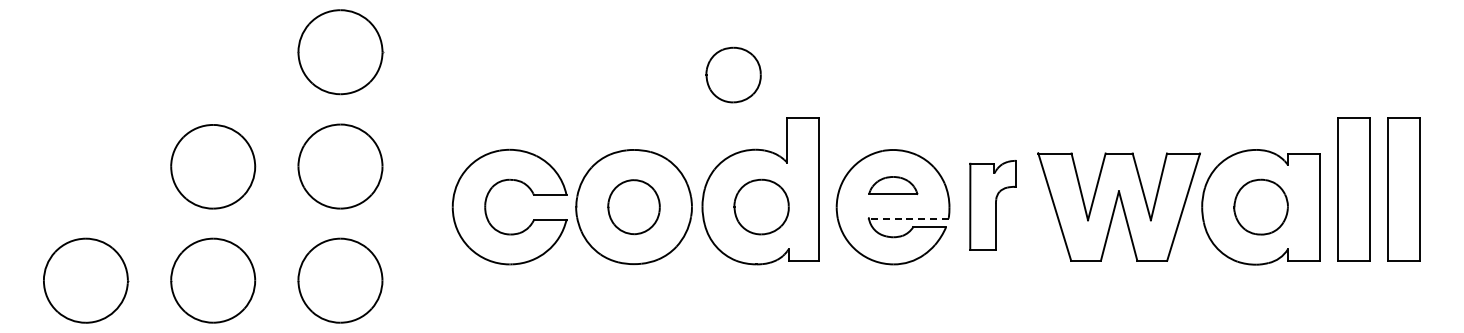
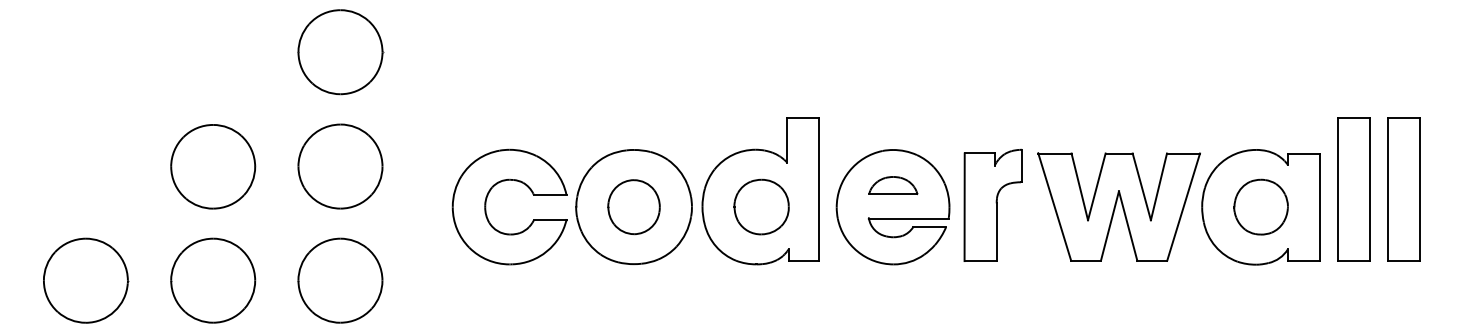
part: present -> none (733, 74)
part size: 48x91 px -> 60x114 px (992, 204)
line: dashed -> solid (908, 218)
